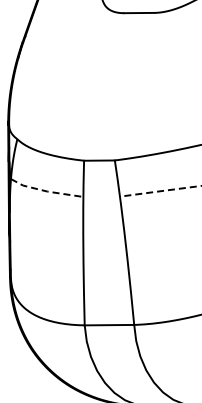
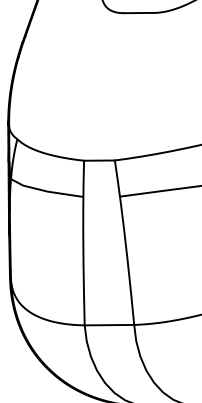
line: dashed -> solid (46, 191)
line: dashed -> solid (161, 191)
